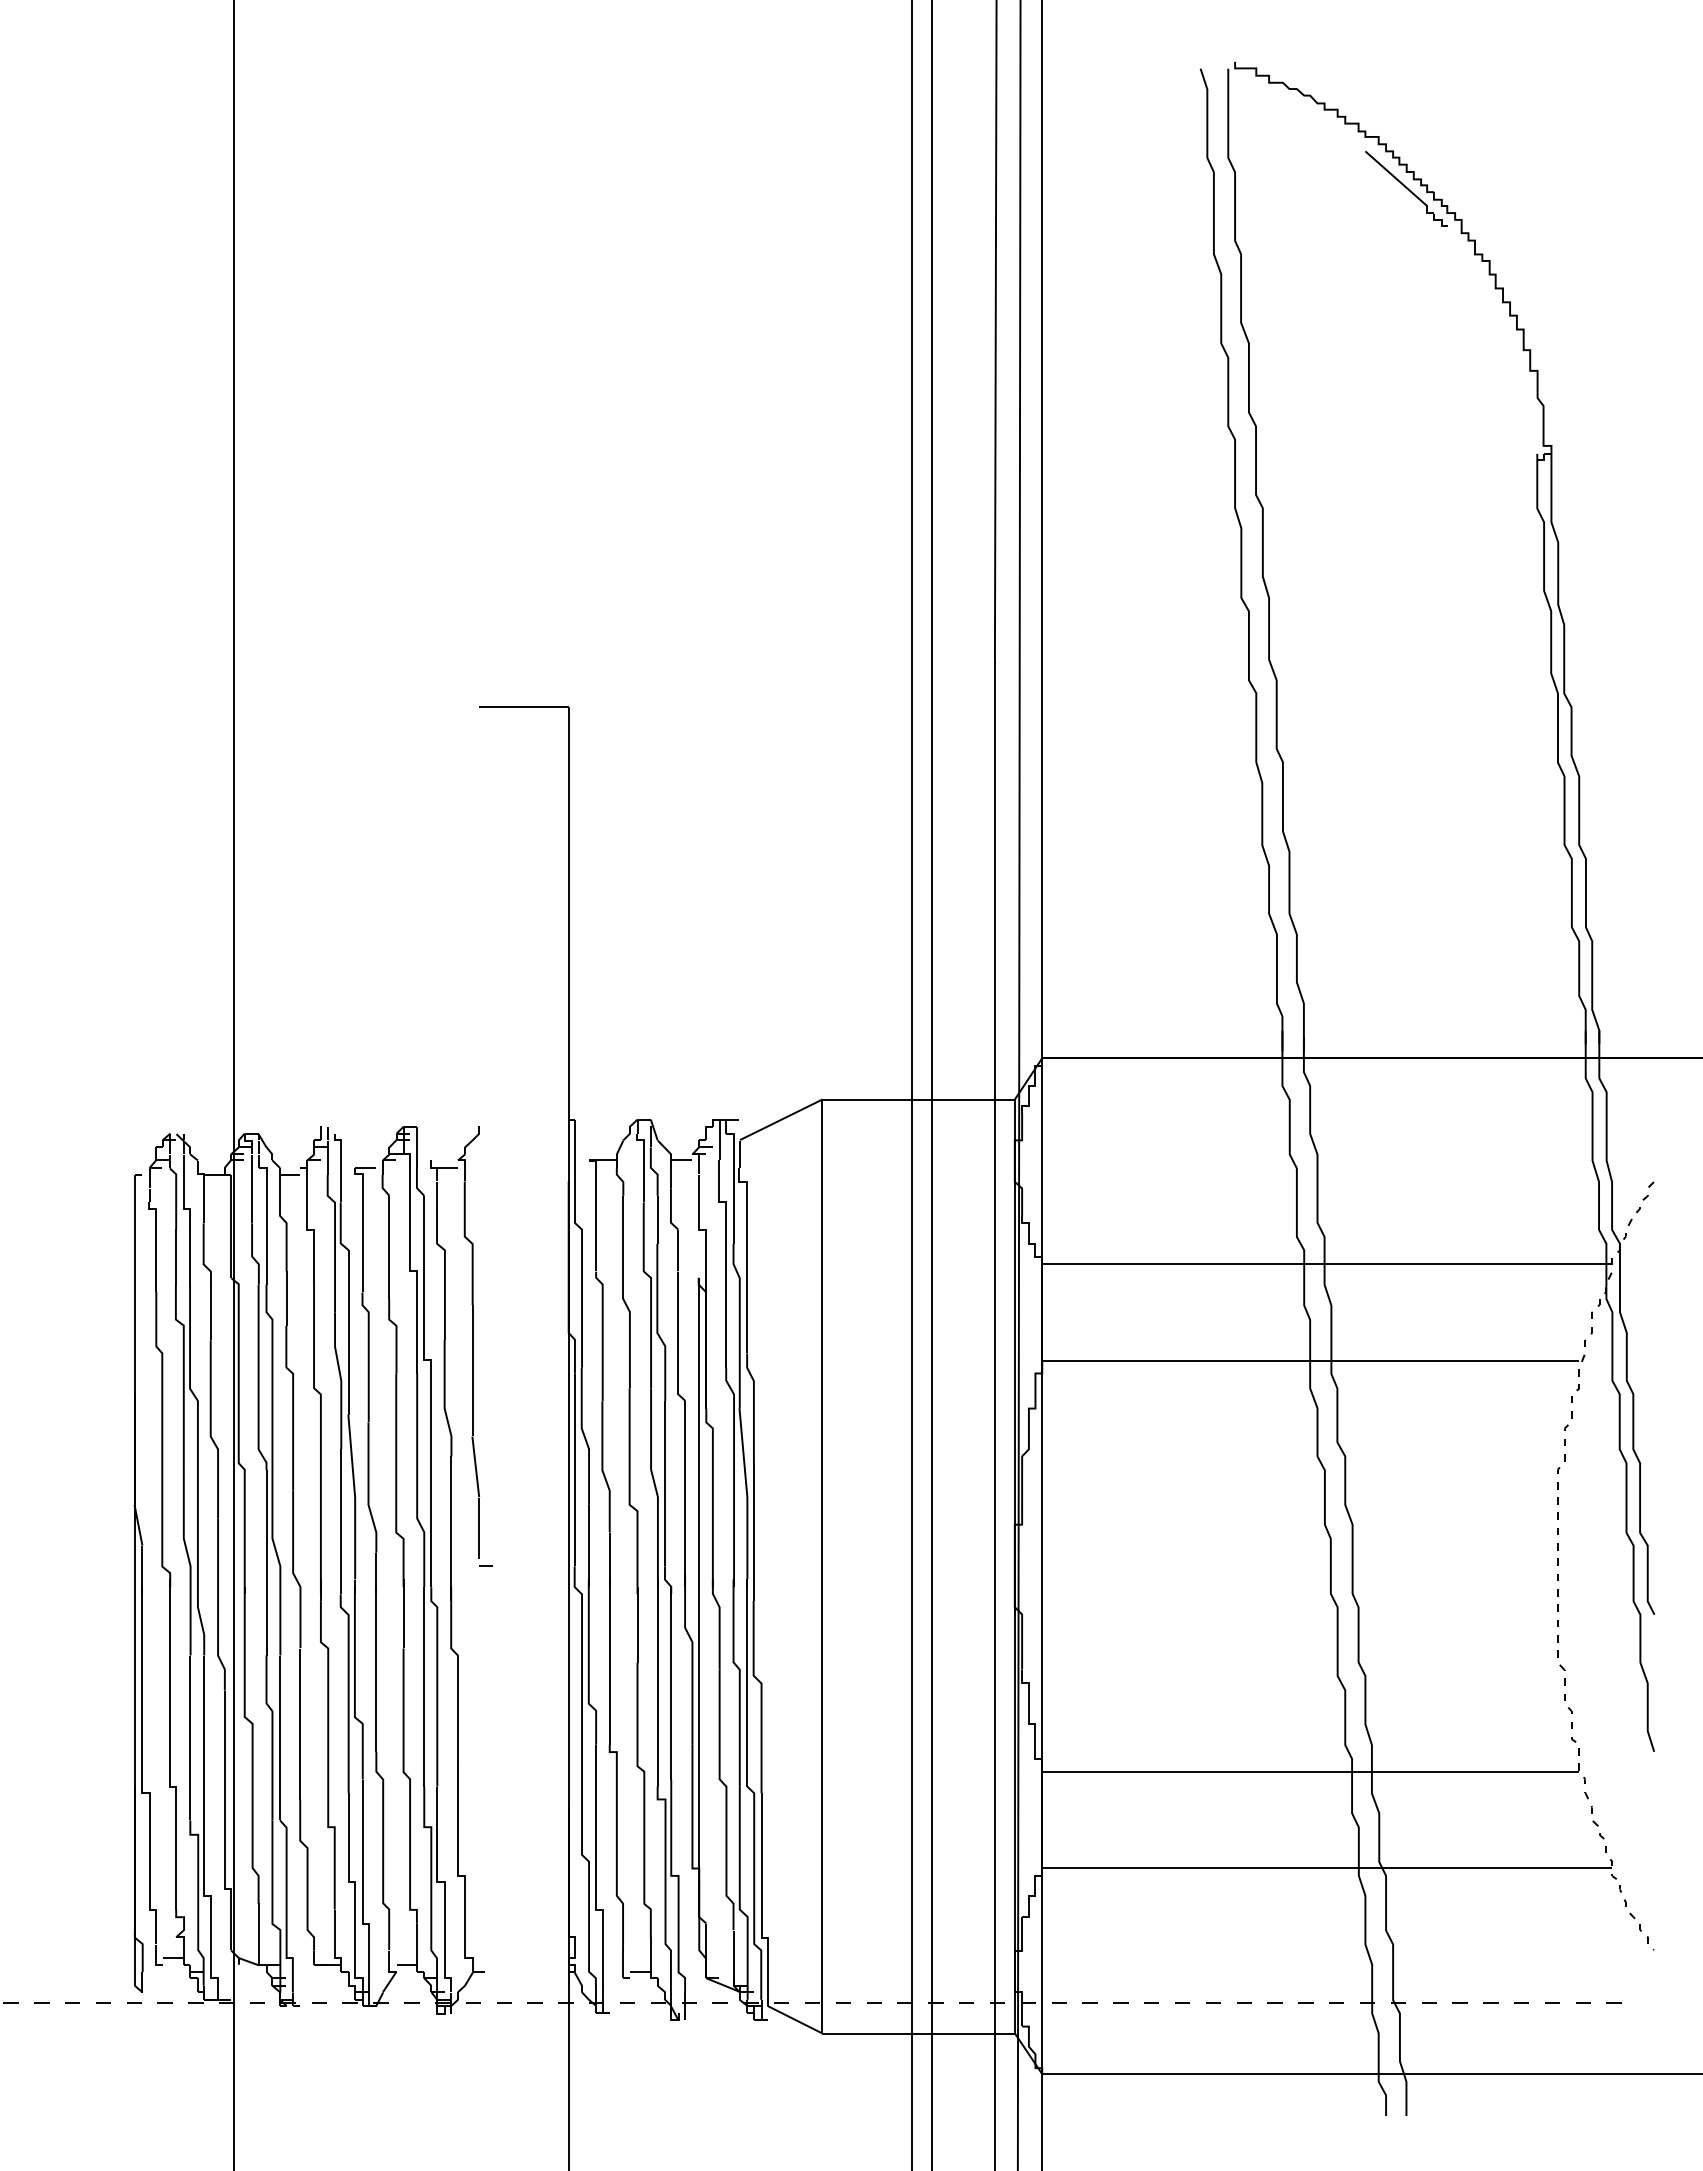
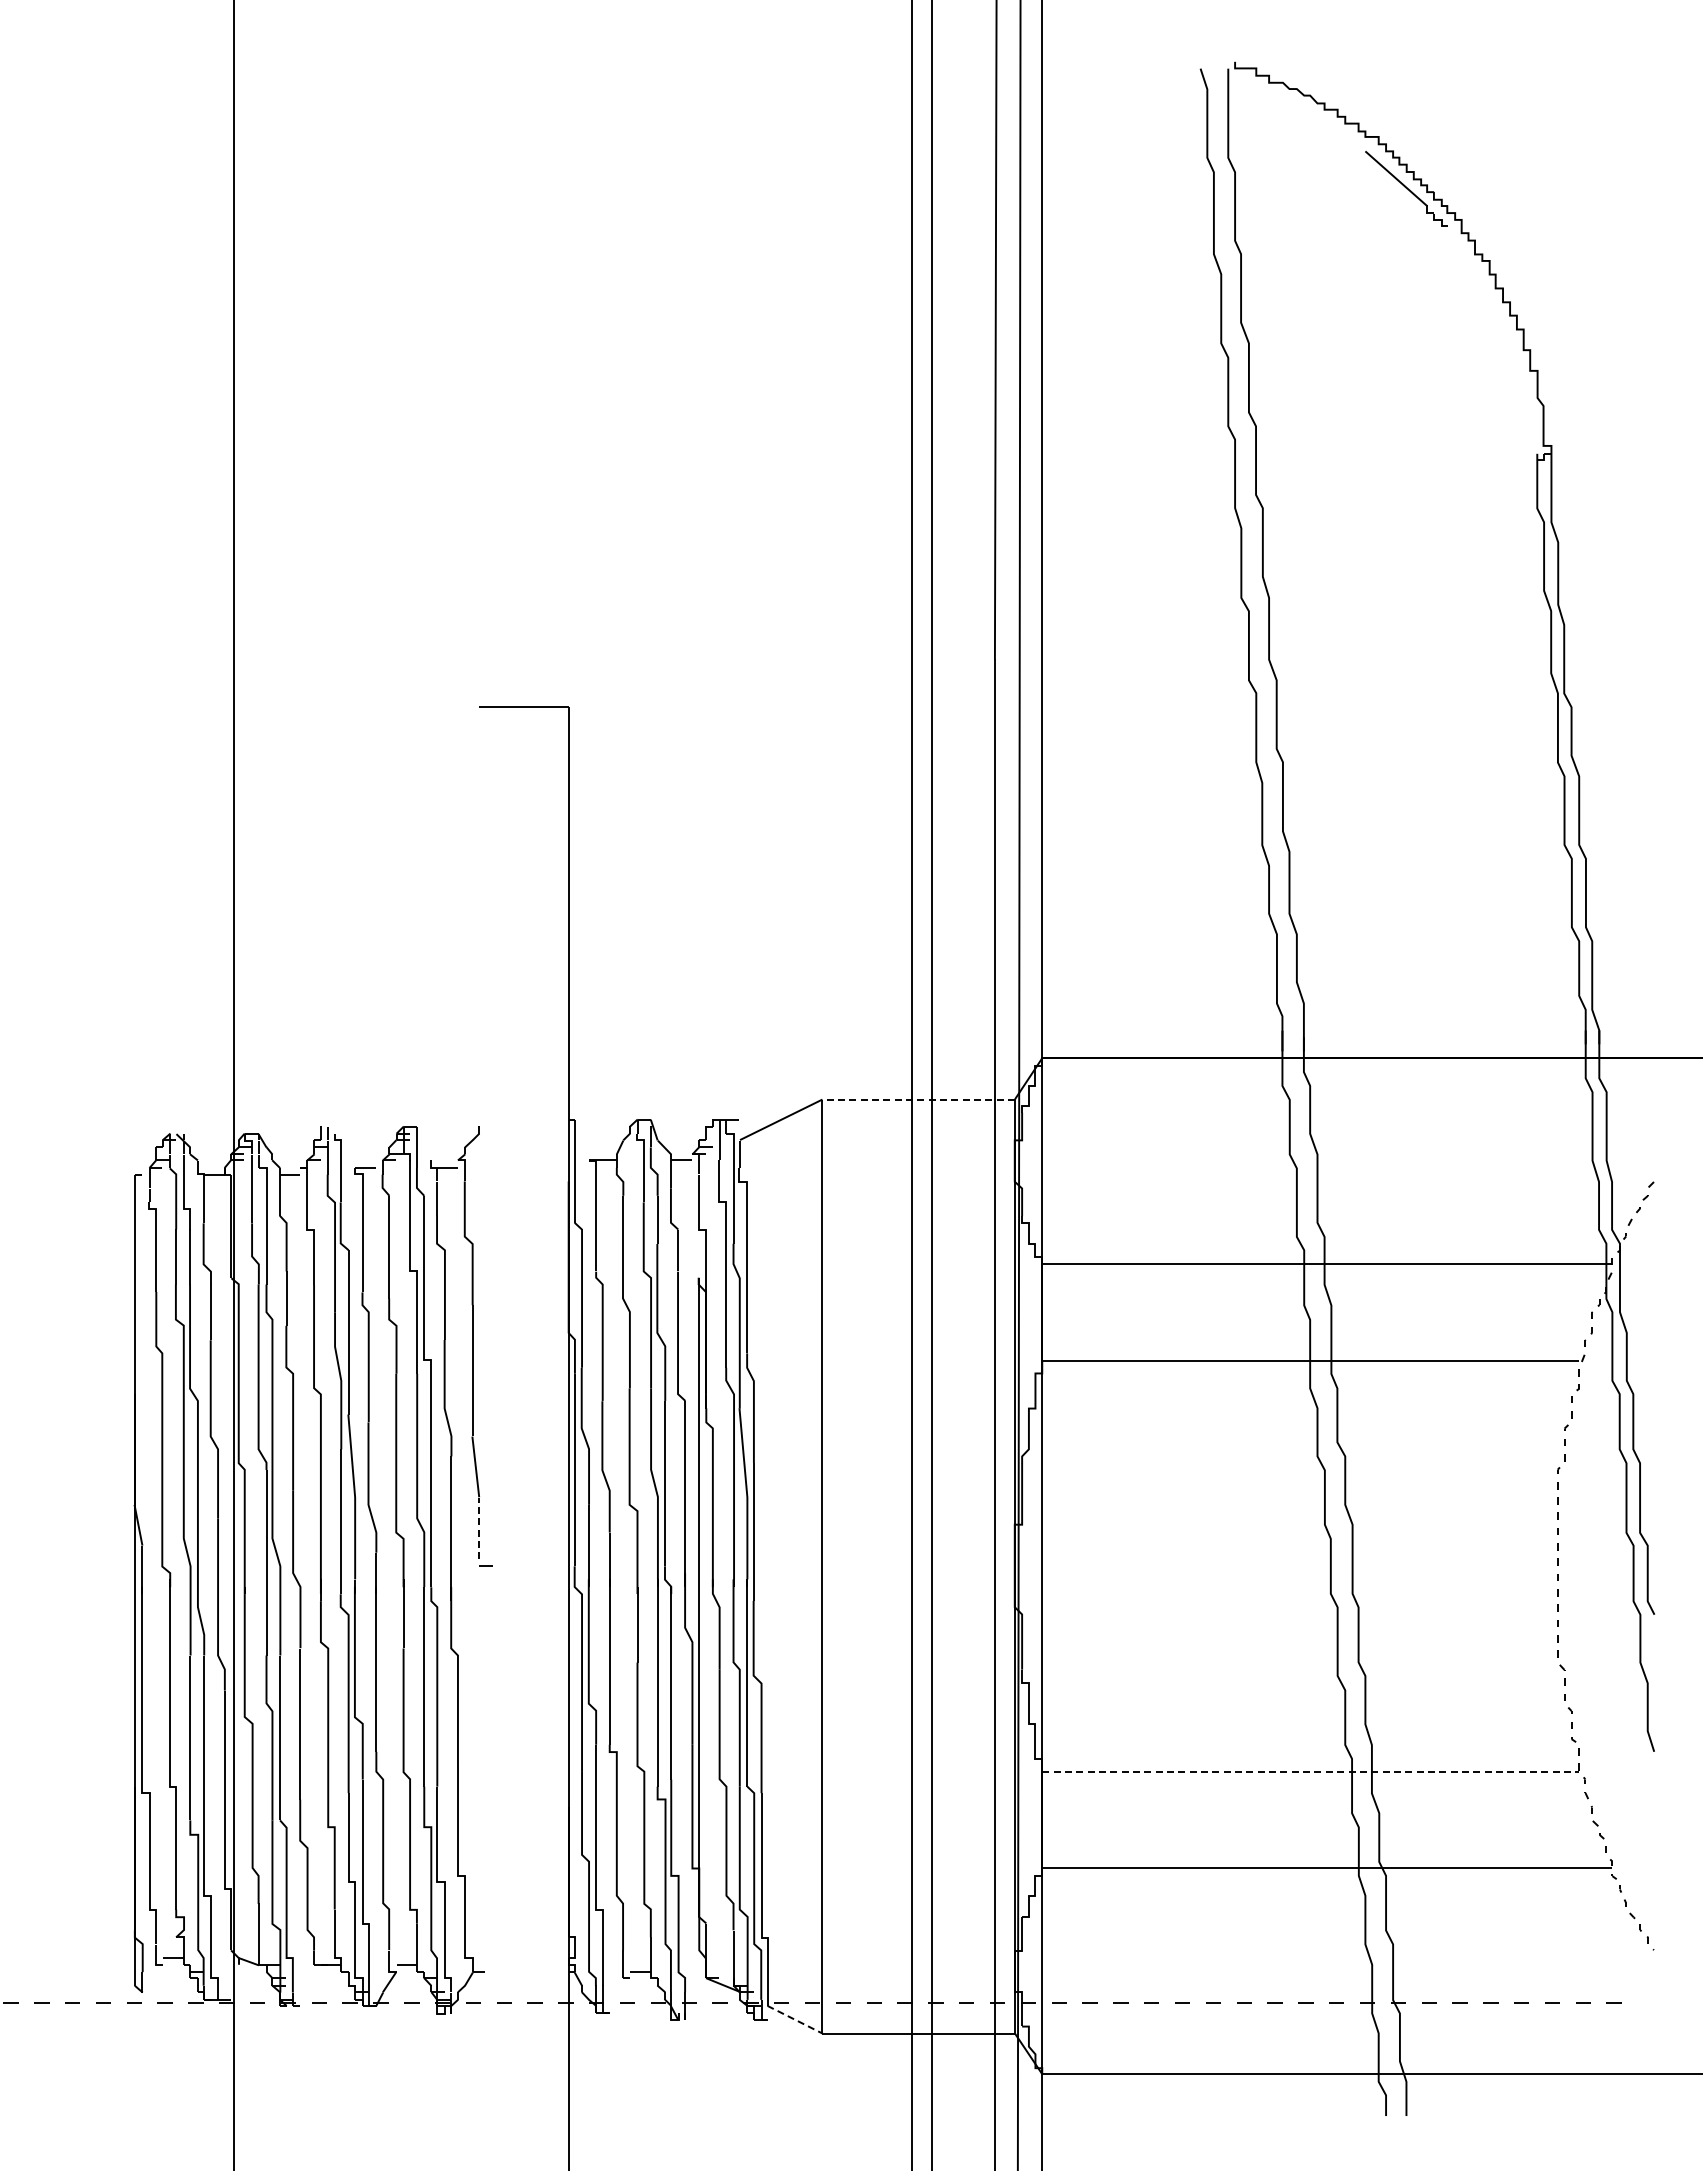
line: solid -> dashed (918, 1099)
line: solid -> dashed (479, 1528)
line: solid -> dashed (1311, 1771)
line: solid -> dashed (795, 2019)
